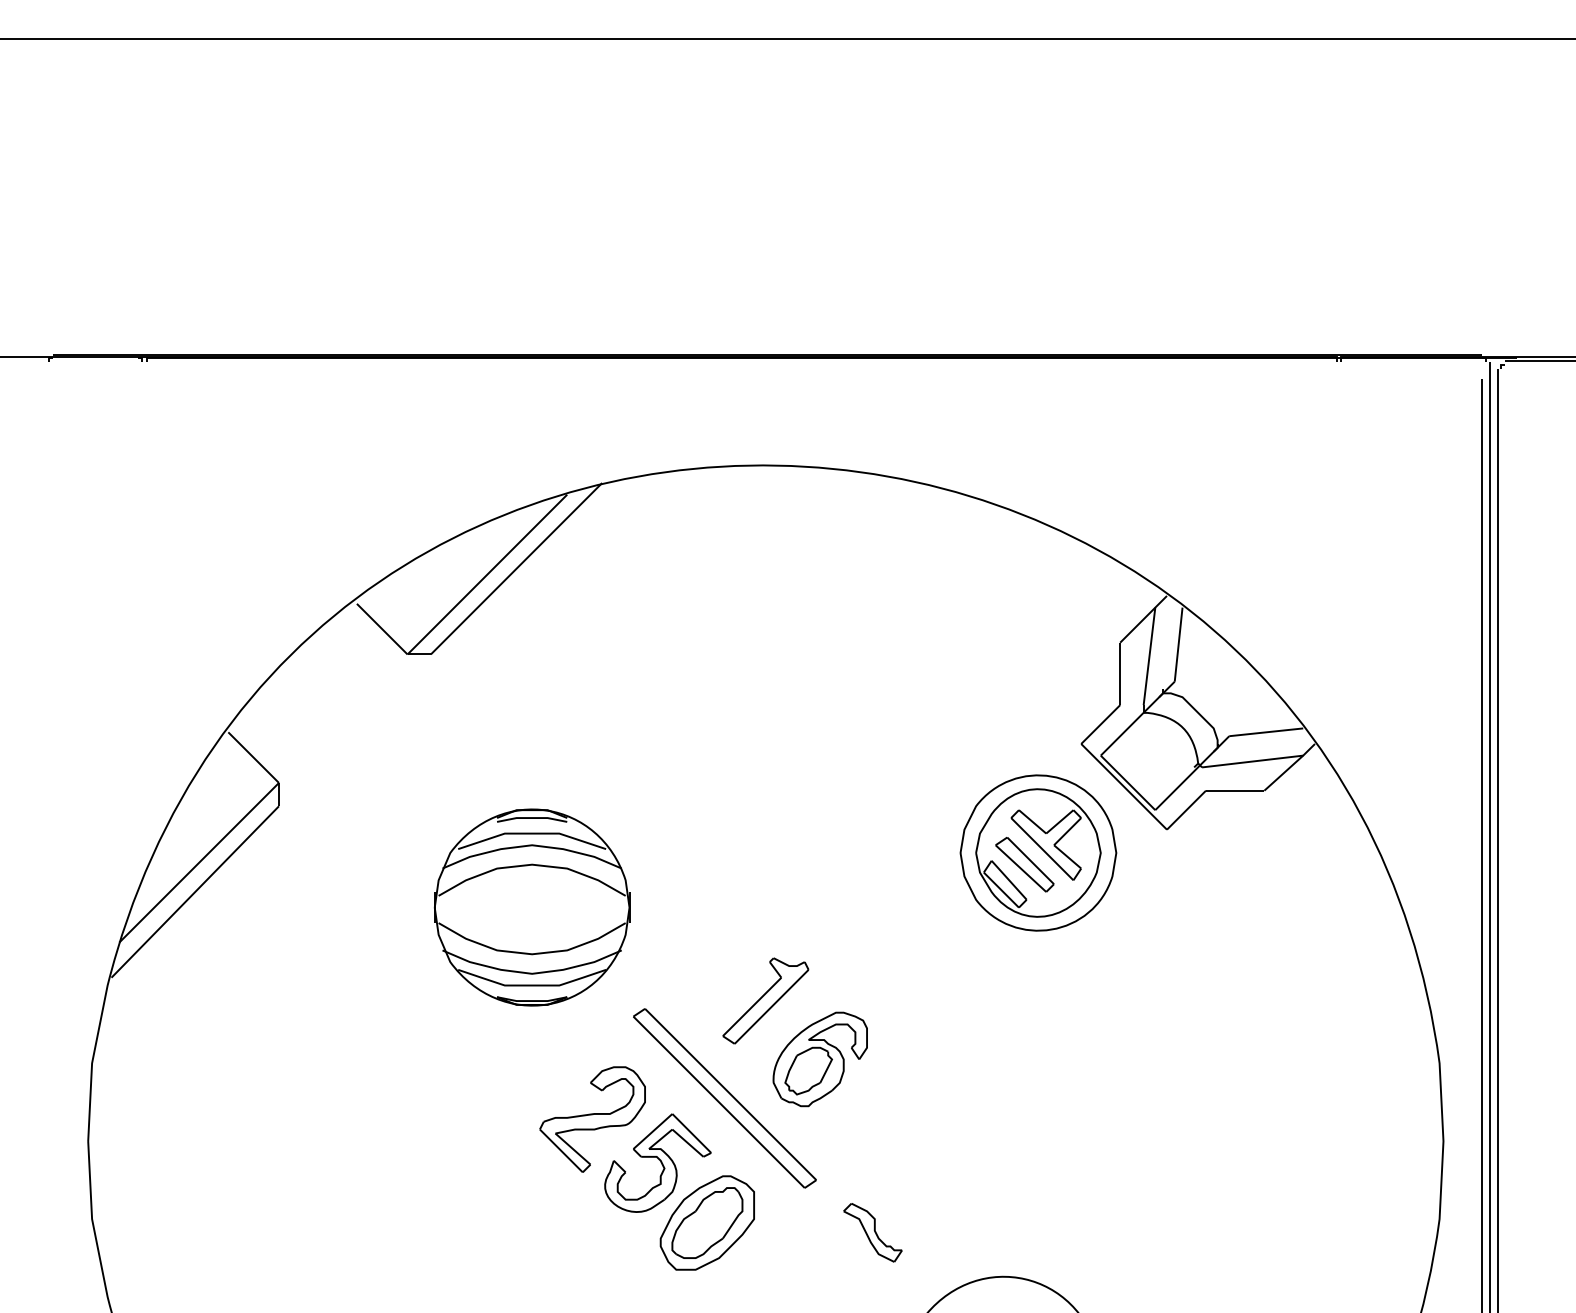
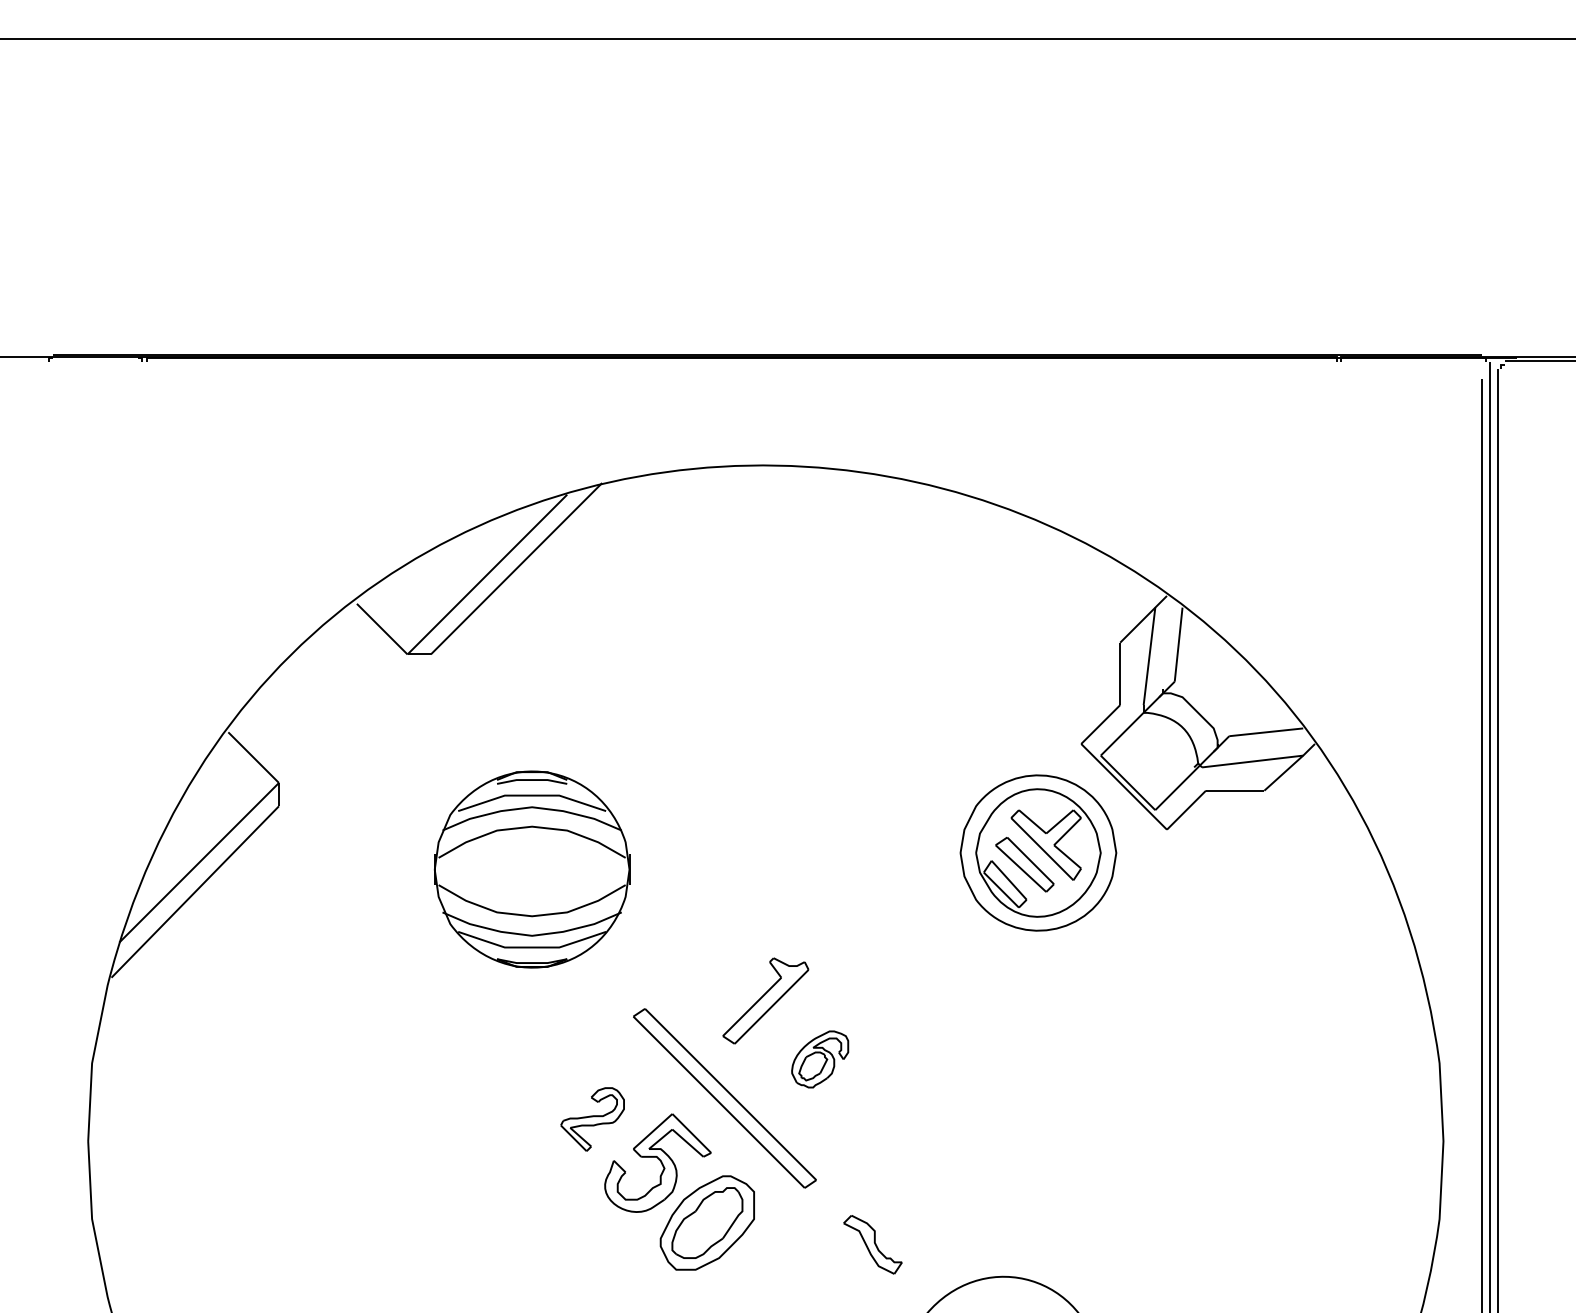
part position: (532, 907) -> (532, 869) (532, 869)
part size: 96x97 px -> 59x59 px (820, 1059)
part size: 107x107 px -> 65x65 px (592, 1119)
part position: (872, 1232) -> (872, 1244) (872, 1244)
